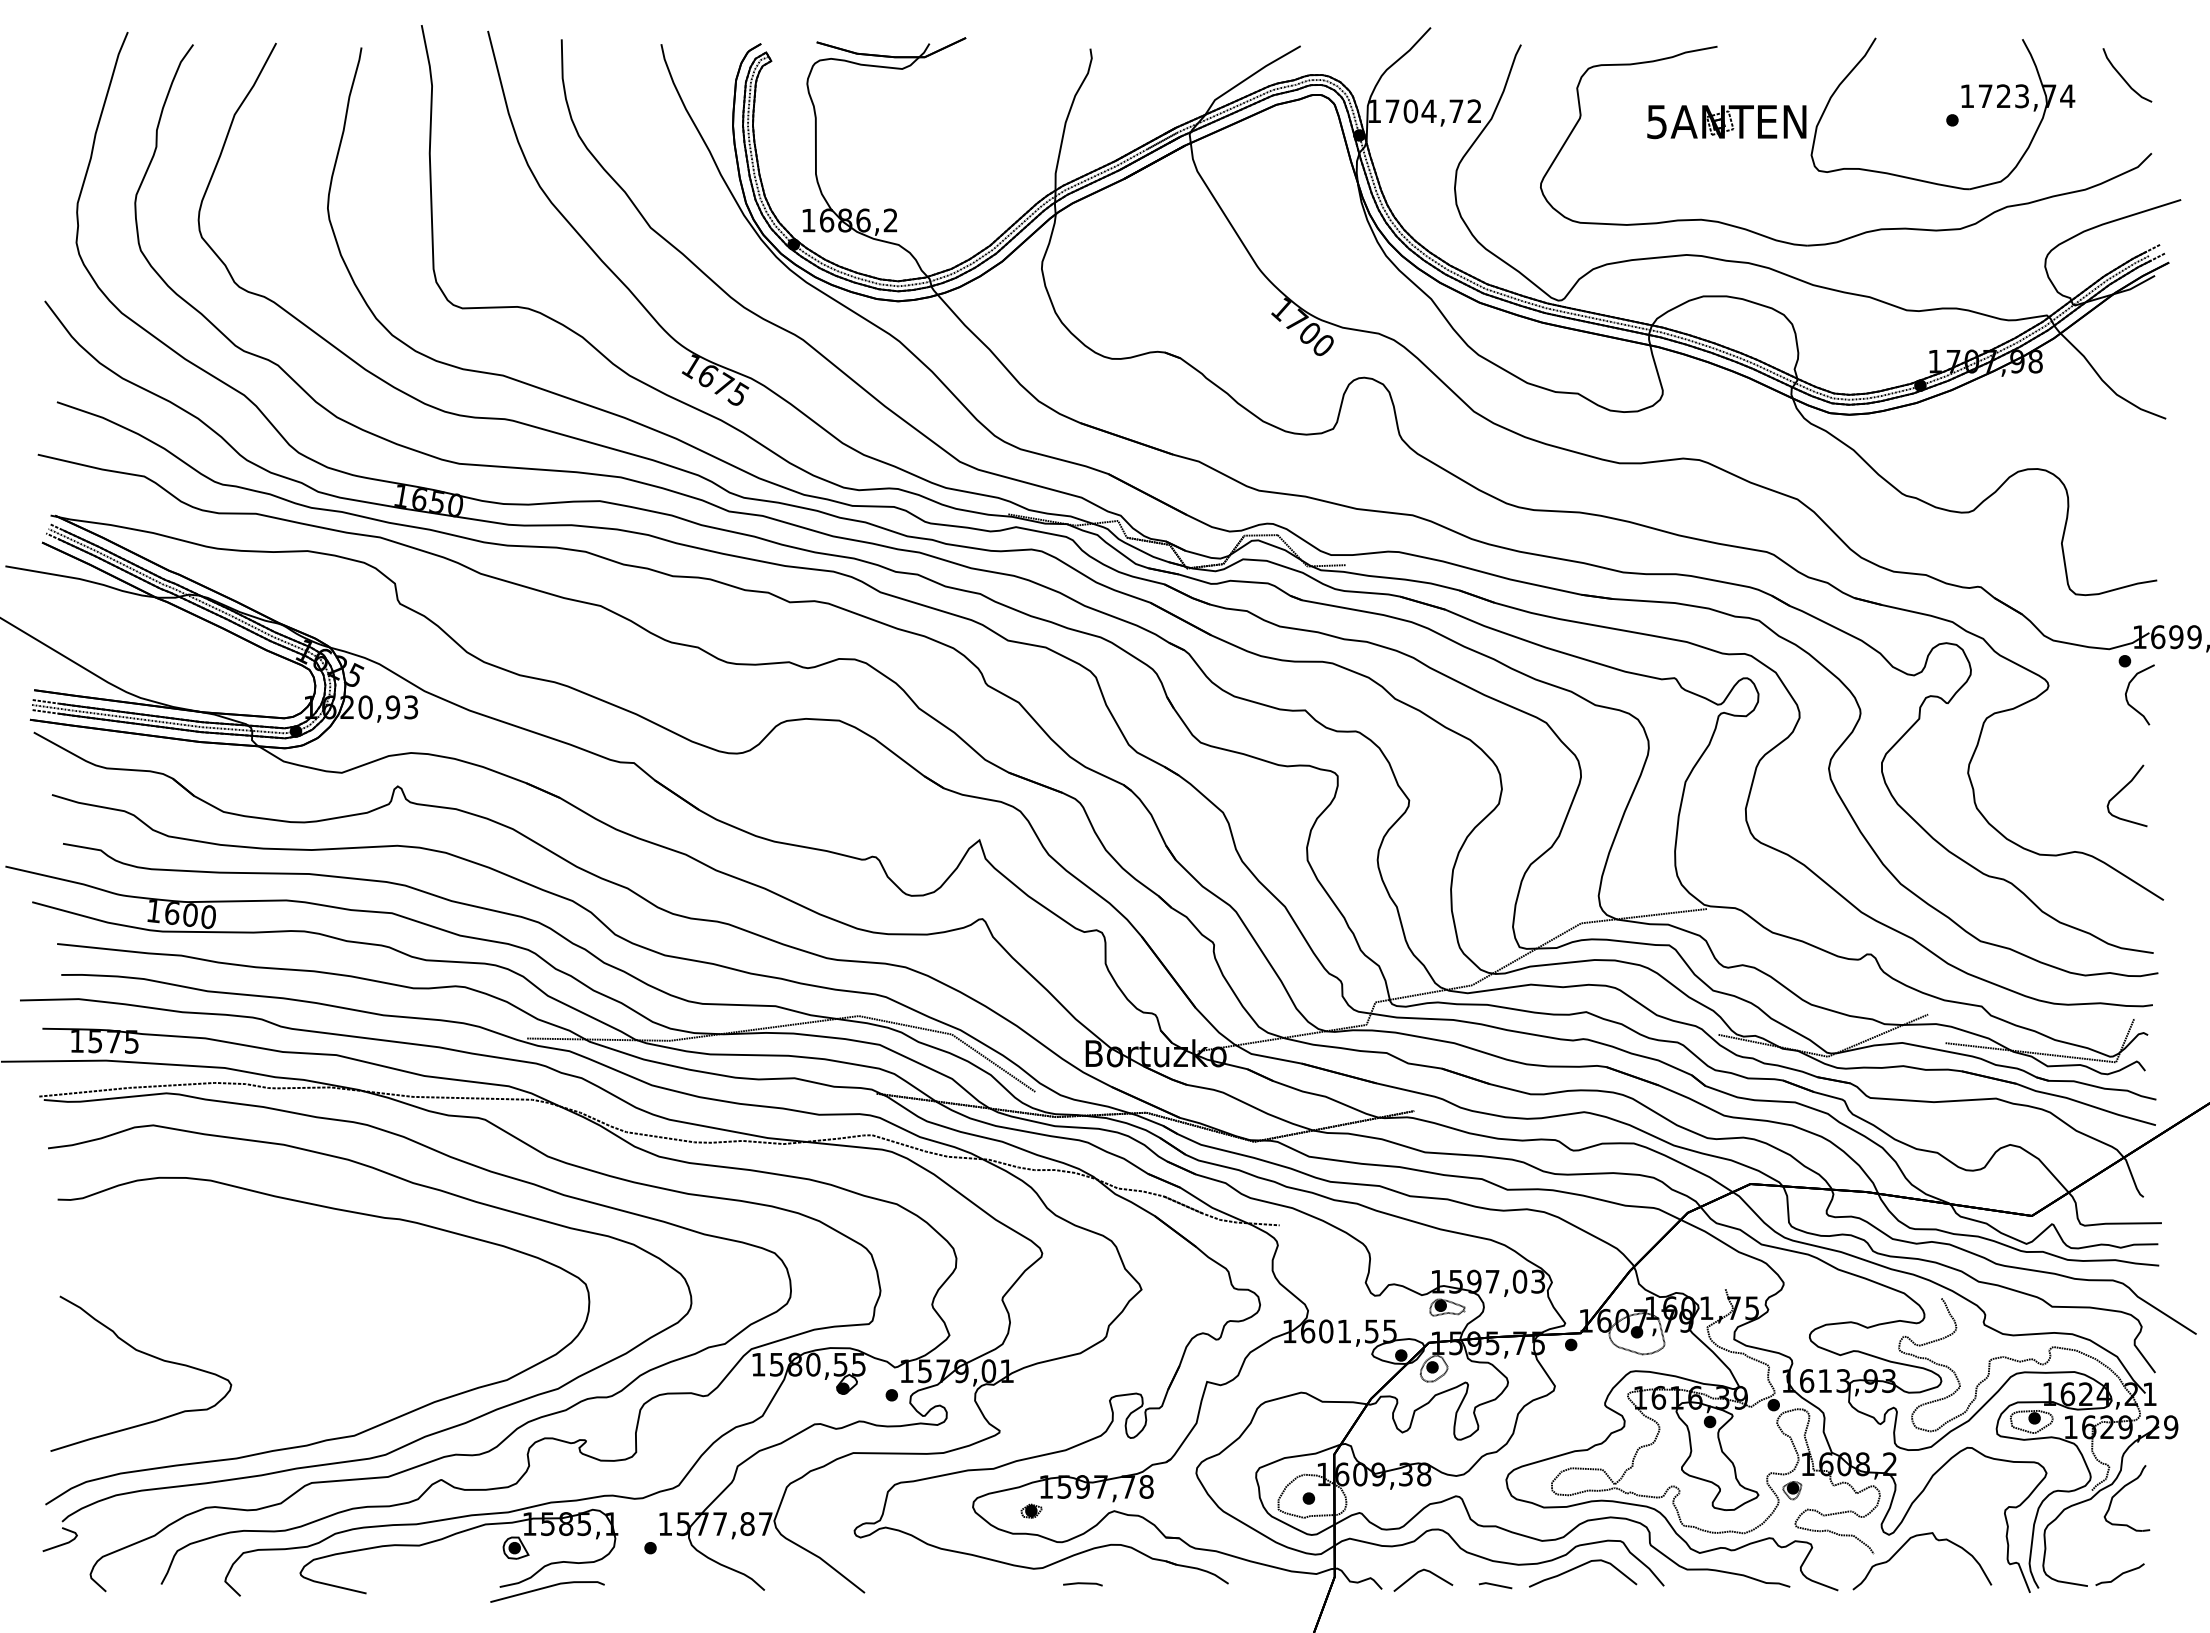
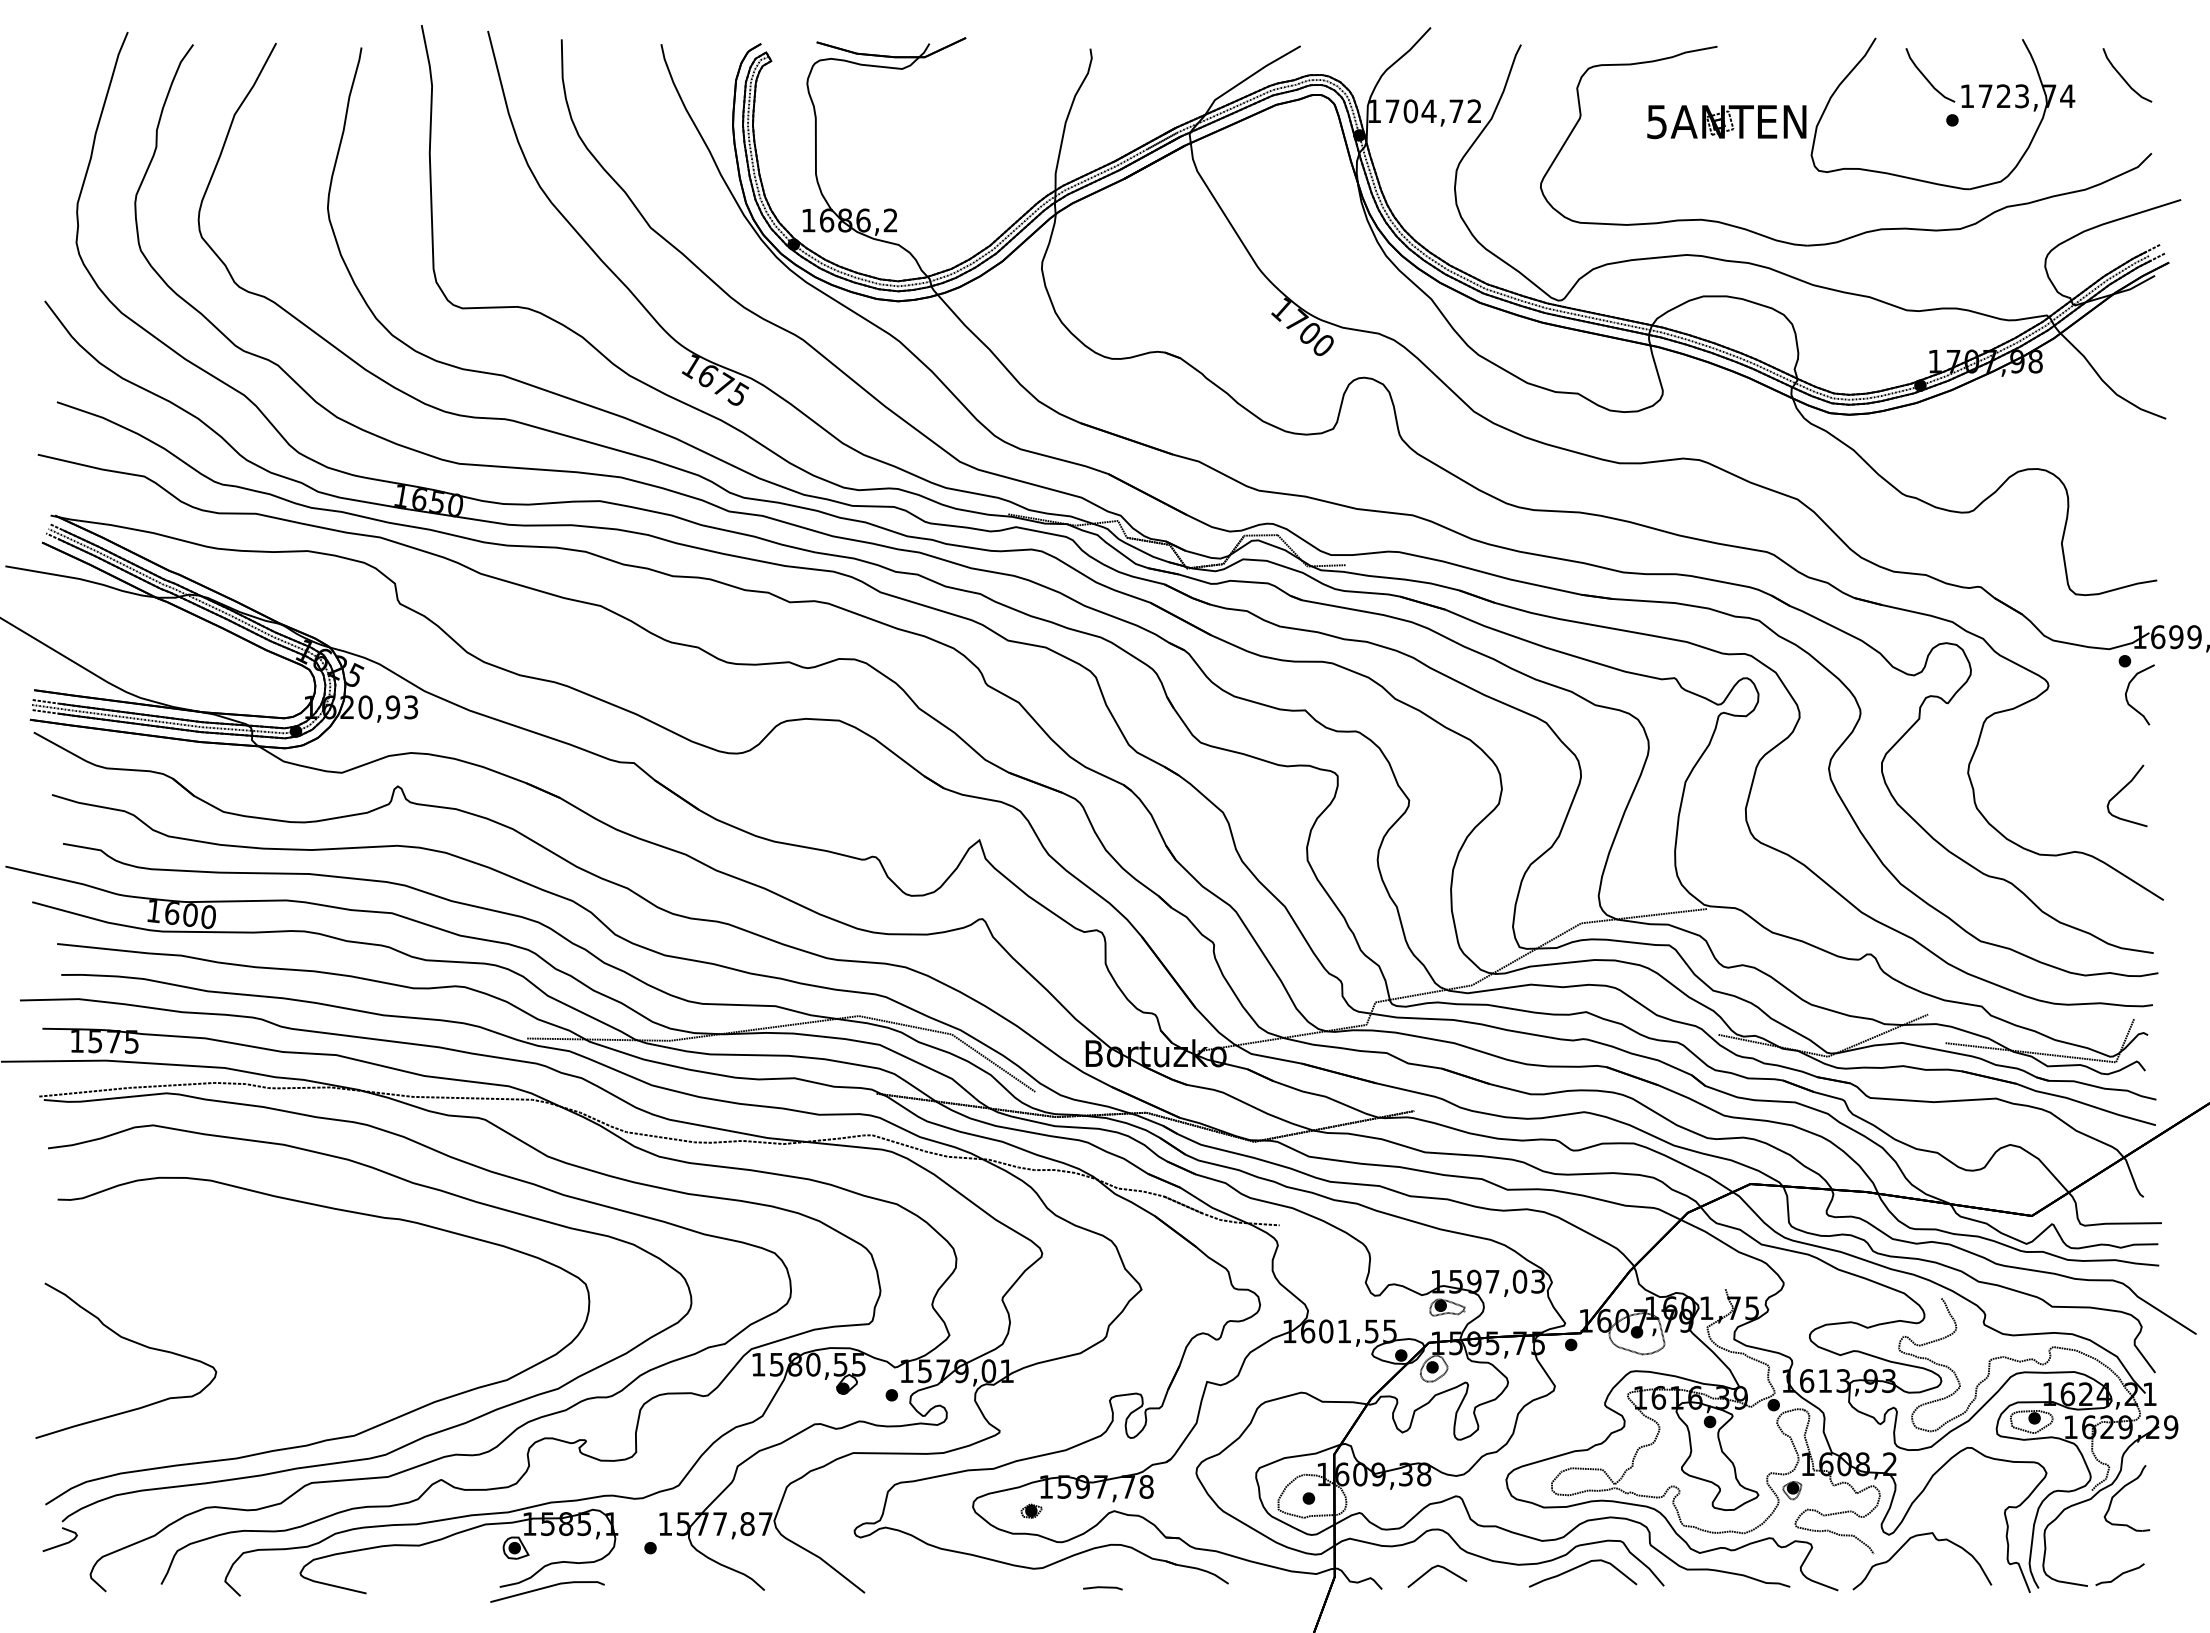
curve: none -> present (1927, 78)
curve position: (147, 1355) -> (132, 1342) (132, 1342)
line position: (1420, 1572) -> (1434, 1568) (1434, 1568)
line position: (1082, 1584) -> (1102, 1588) (1102, 1588)
line: present -> none (1495, 1585)
